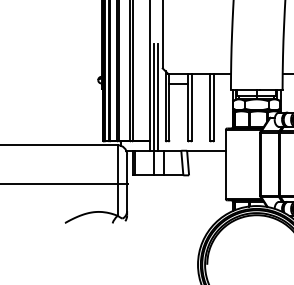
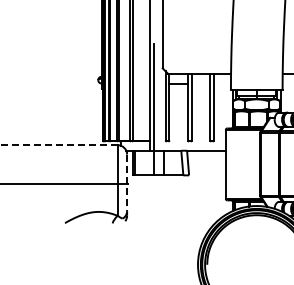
line: present -> none (158, 96)
line: solid -> dashed (58, 145)
line: solid -> dashed (127, 183)
